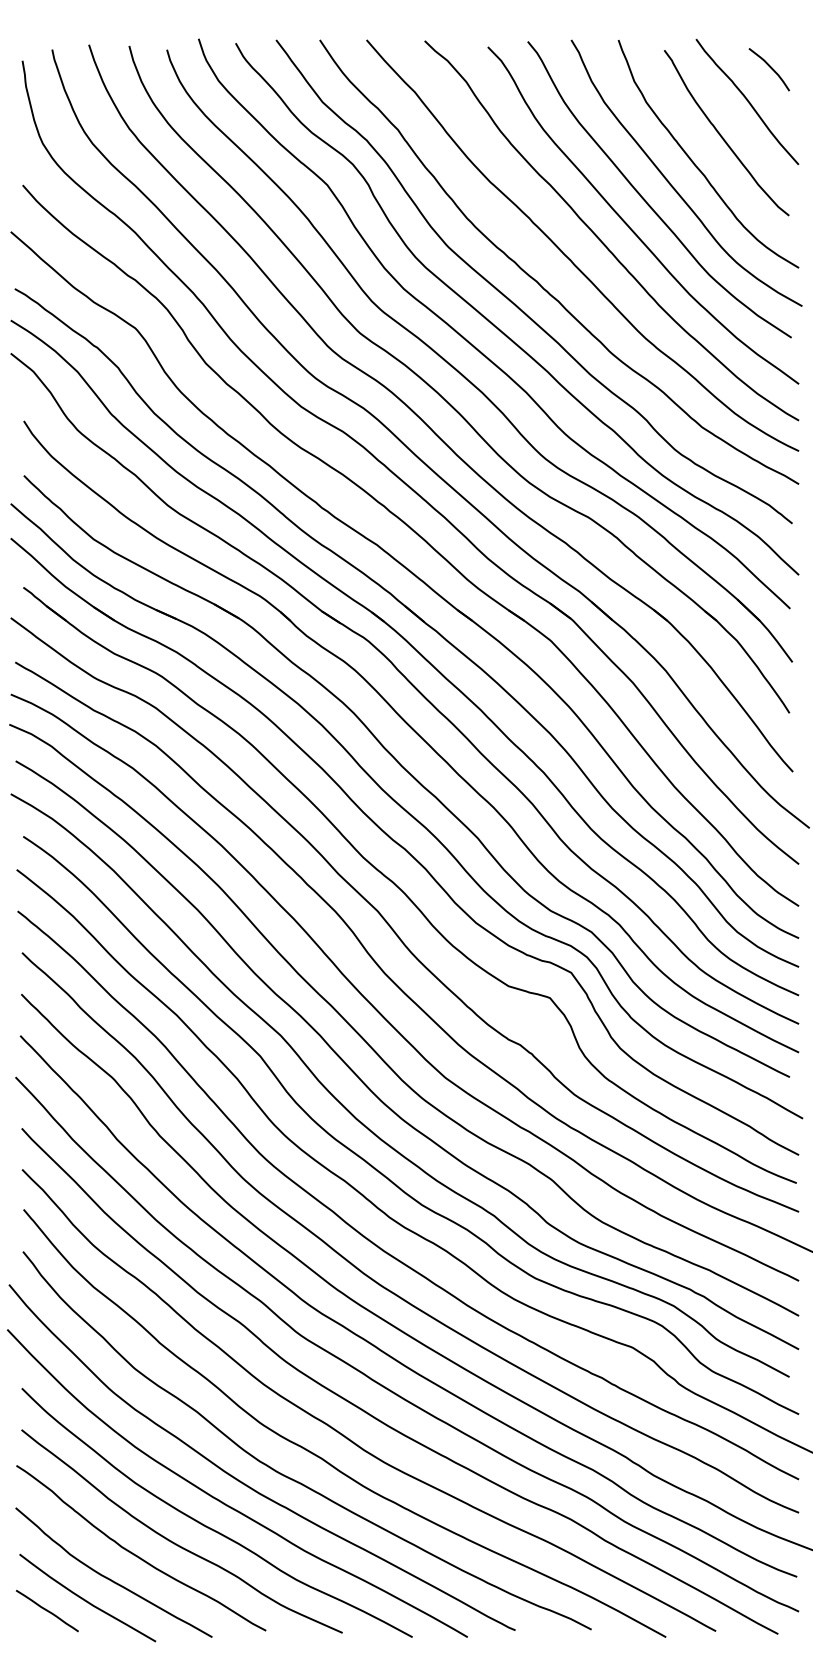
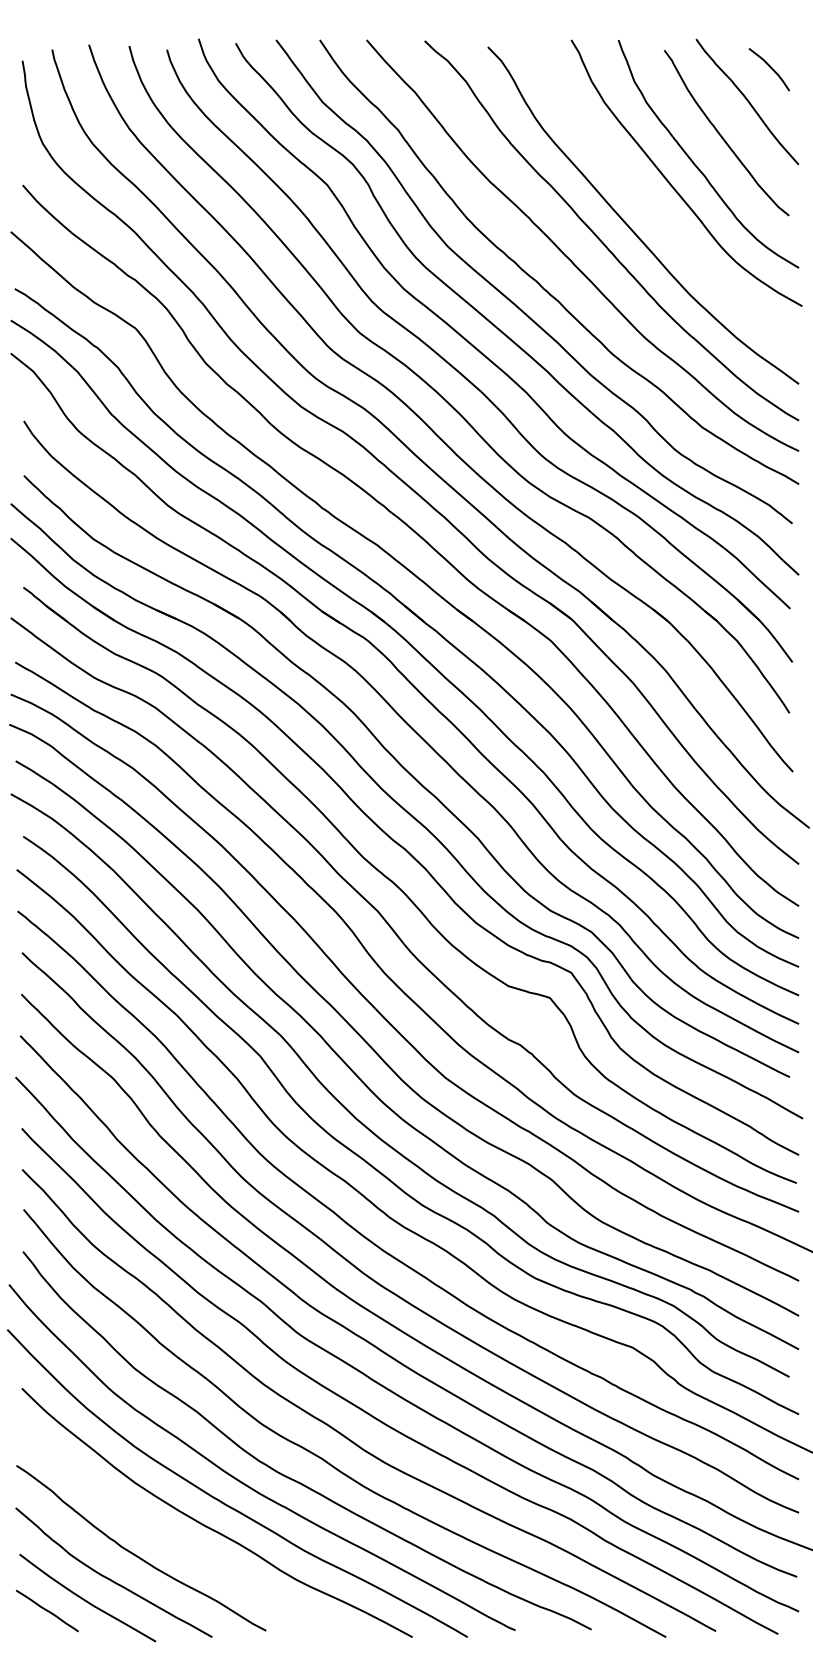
curve: present -> none (646, 200)
curve: present -> none (173, 1541)
